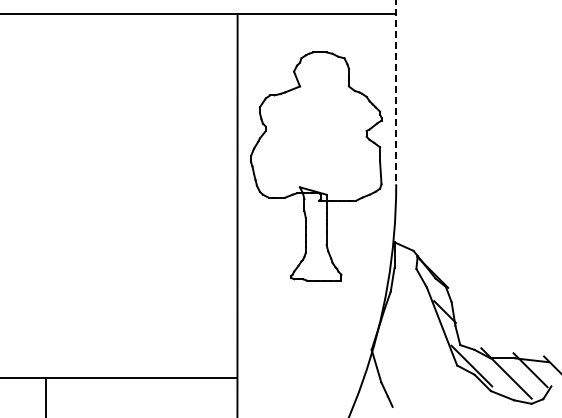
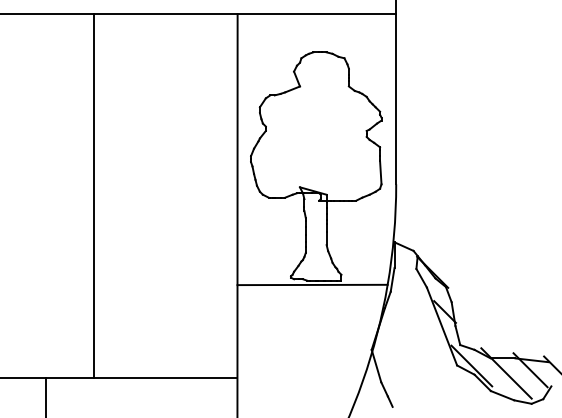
line: dashed -> solid (396, 92)
line: none -> present (93, 195)
line: none -> present (312, 284)
